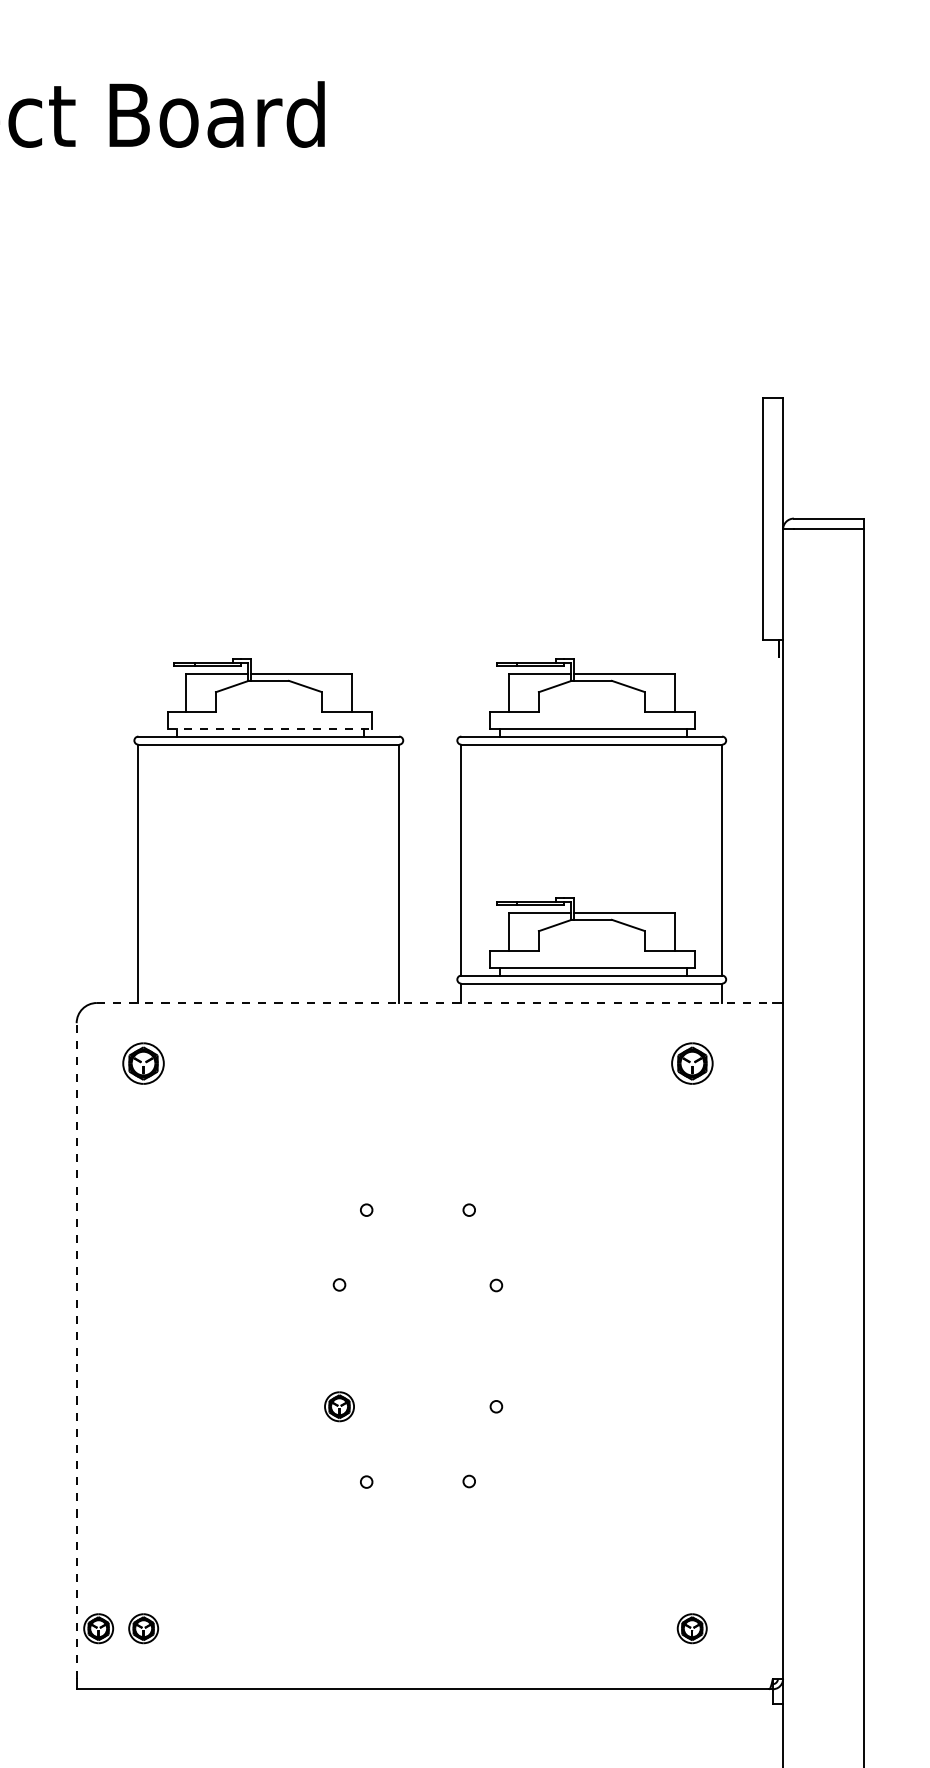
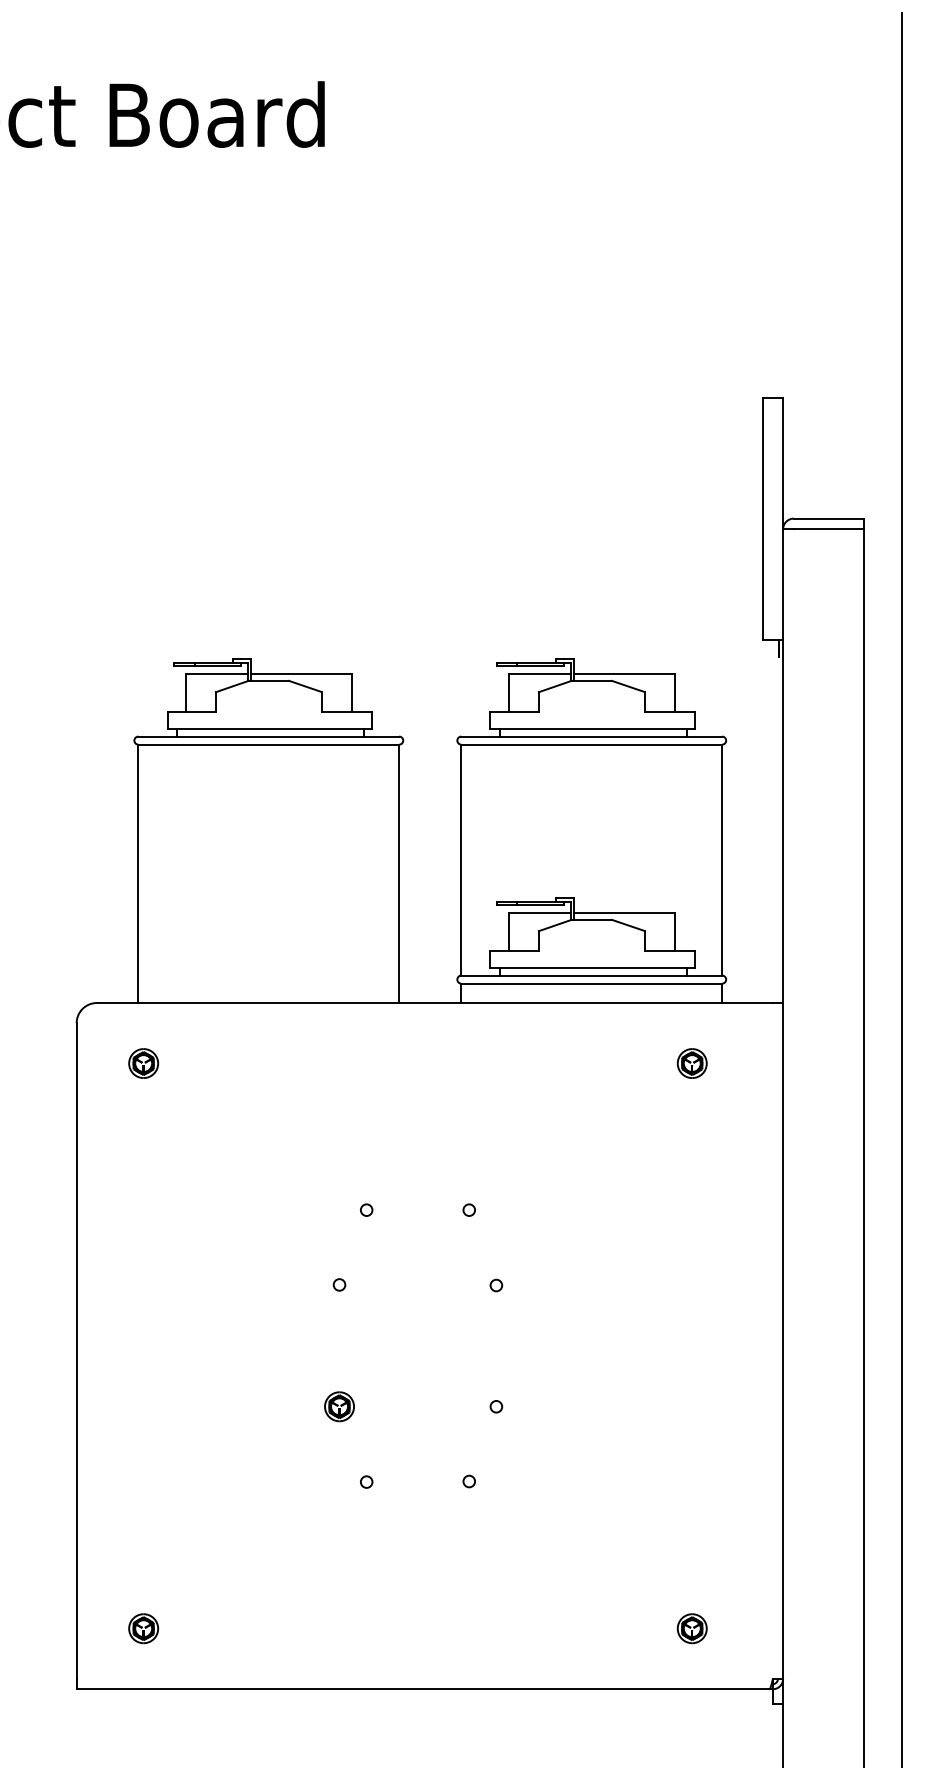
line: dashed -> solid (270, 729)
line: none -> present (902, 888)
line: dashed -> solid (434, 1003)
part size: 43x43 px -> 32x31 px (143, 1063)
part size: 43x43 px -> 32x31 px (691, 1063)
line: dashed -> solid (76, 1351)
part: present -> none (98, 1628)
